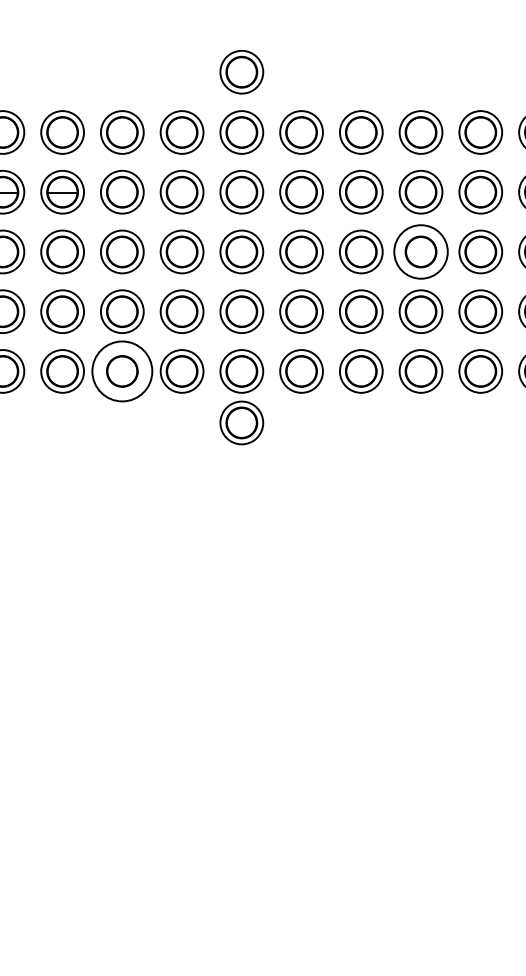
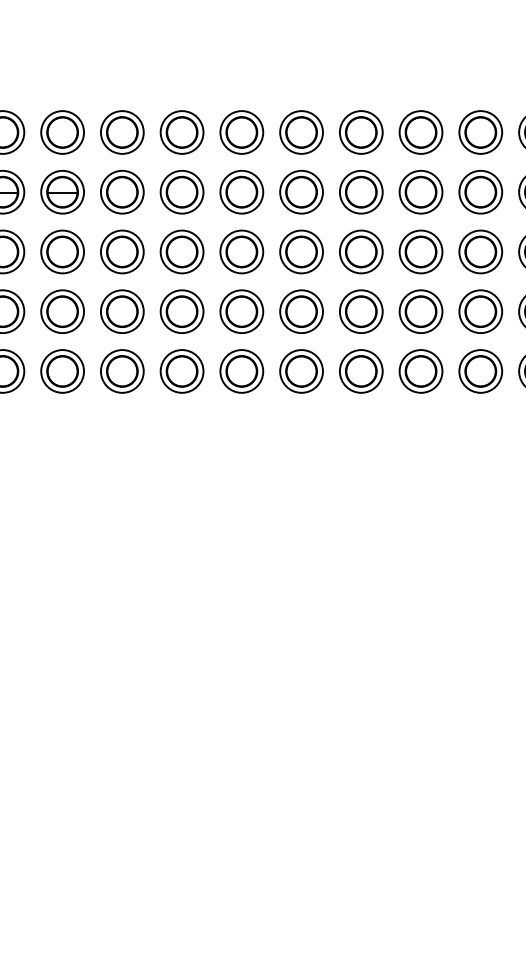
part: present -> none (241, 72)
circle diameter: 54 px -> 43 px (420, 251)
circle diameter: 60 px -> 43 px (121, 371)
part: present -> none (241, 422)
